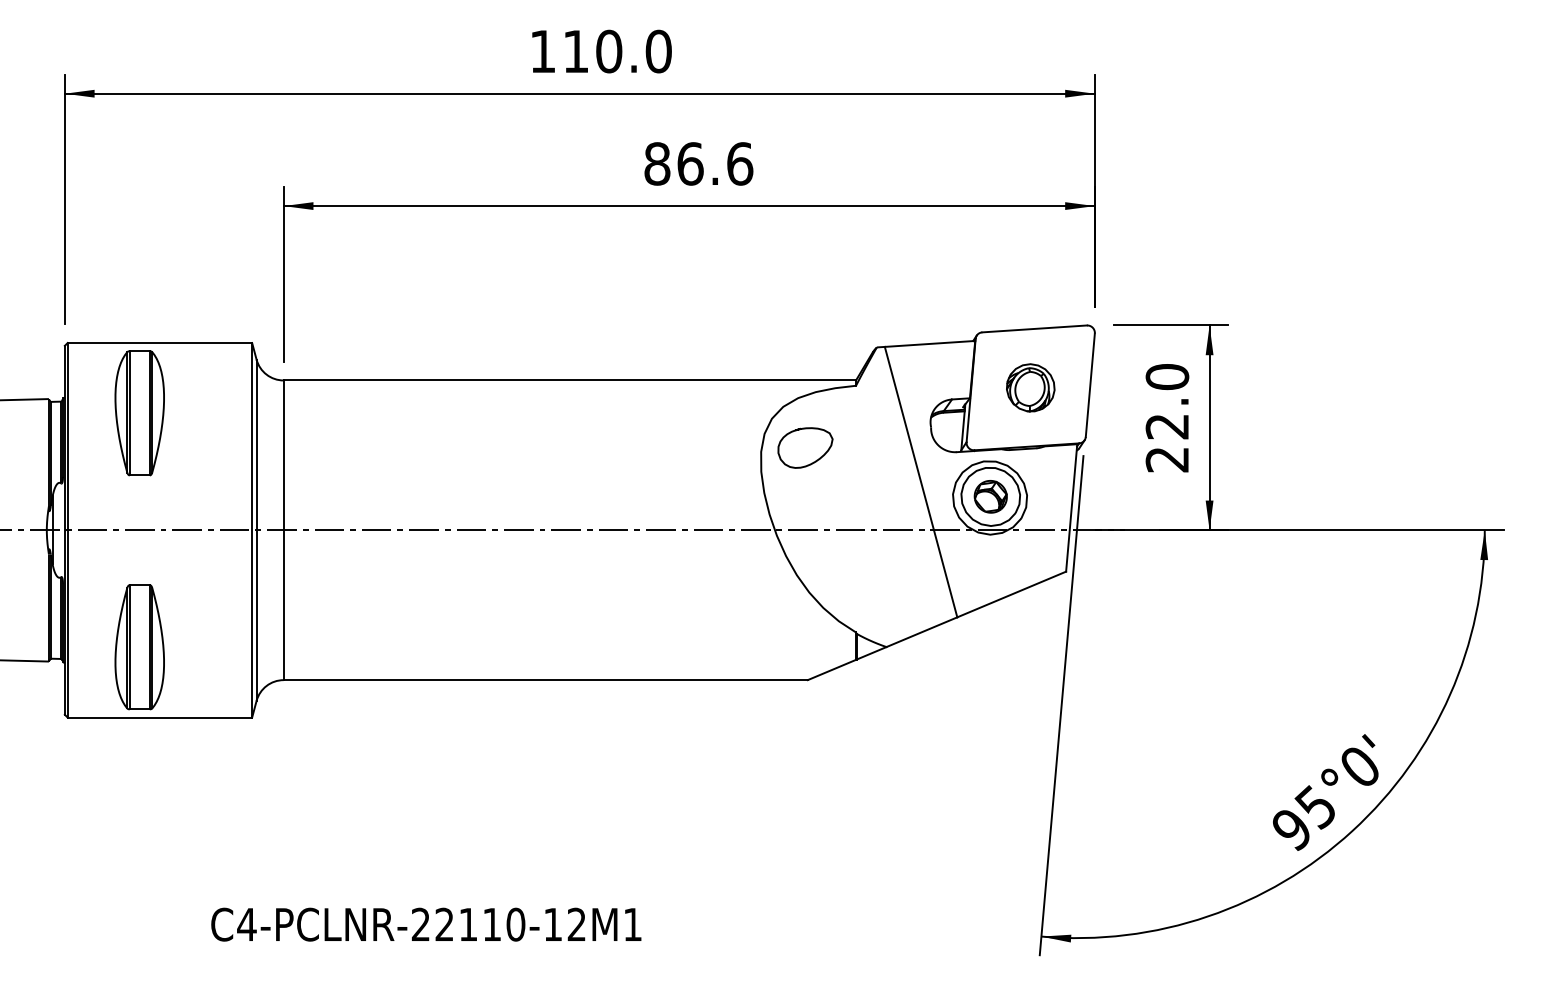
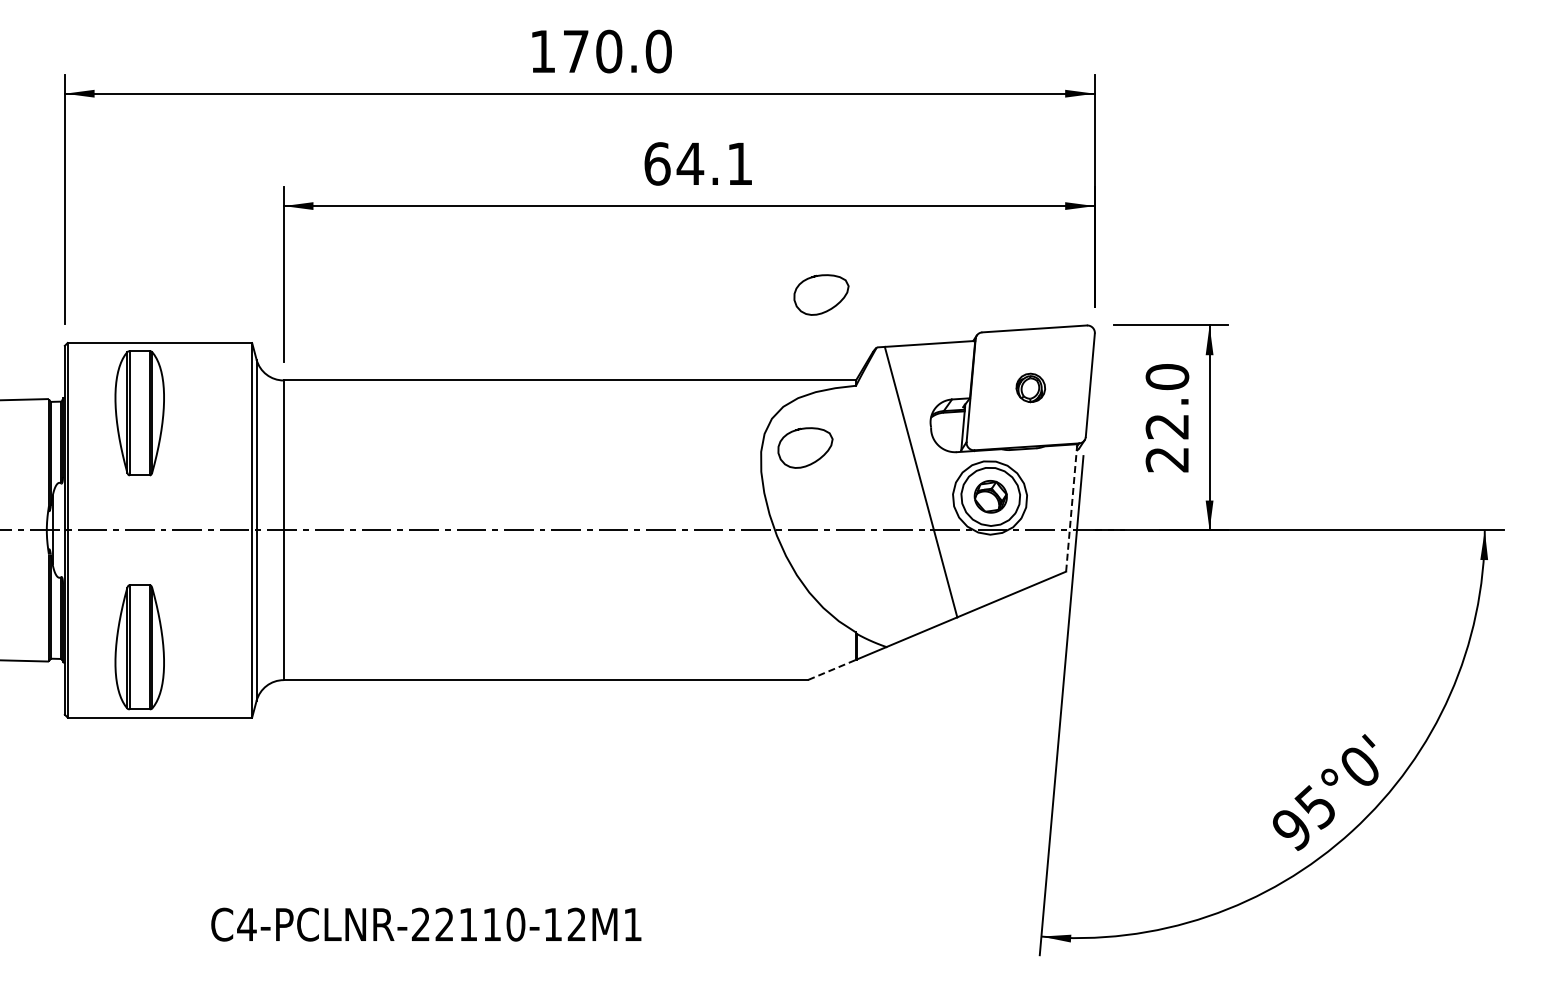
text: 110.0 -> 170.0 (576, 51)
text: 86.6 -> 64.1 (698, 163)
curve: none -> present (829, 308)
part size: 50x50 px -> 31x32 px (1030, 387)
line: solid -> dashed (1071, 507)
line: solid -> dashed (831, 670)
